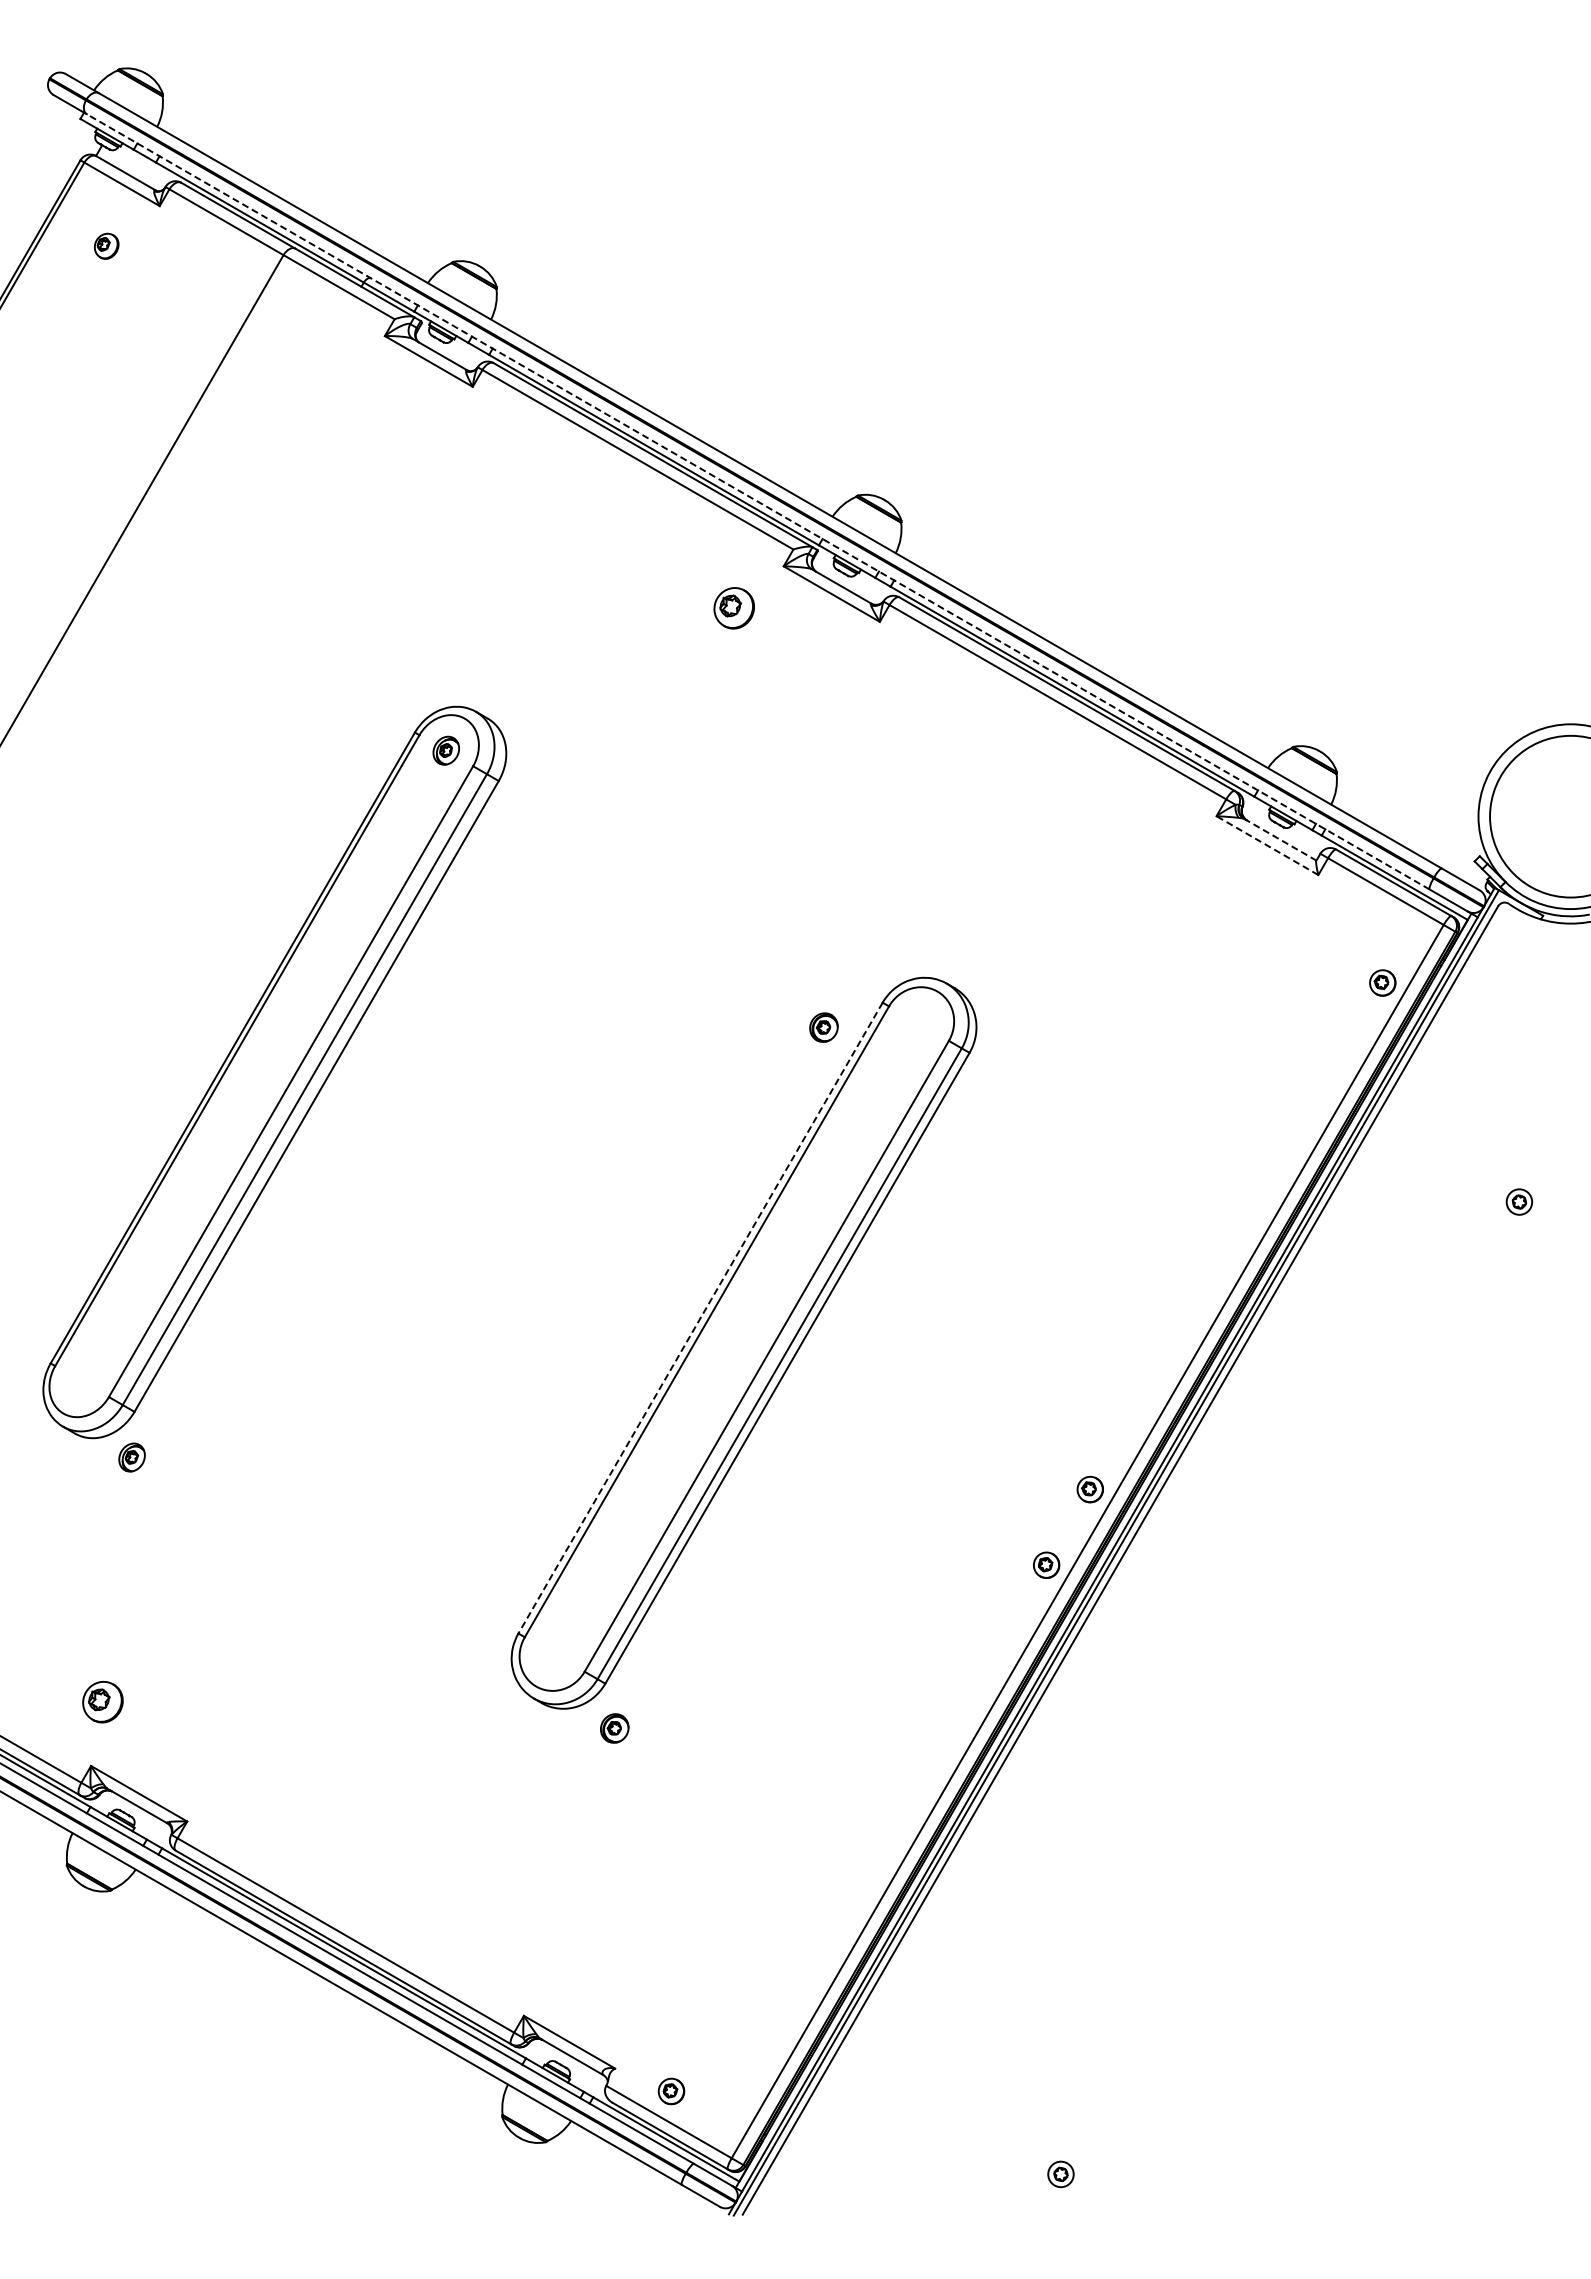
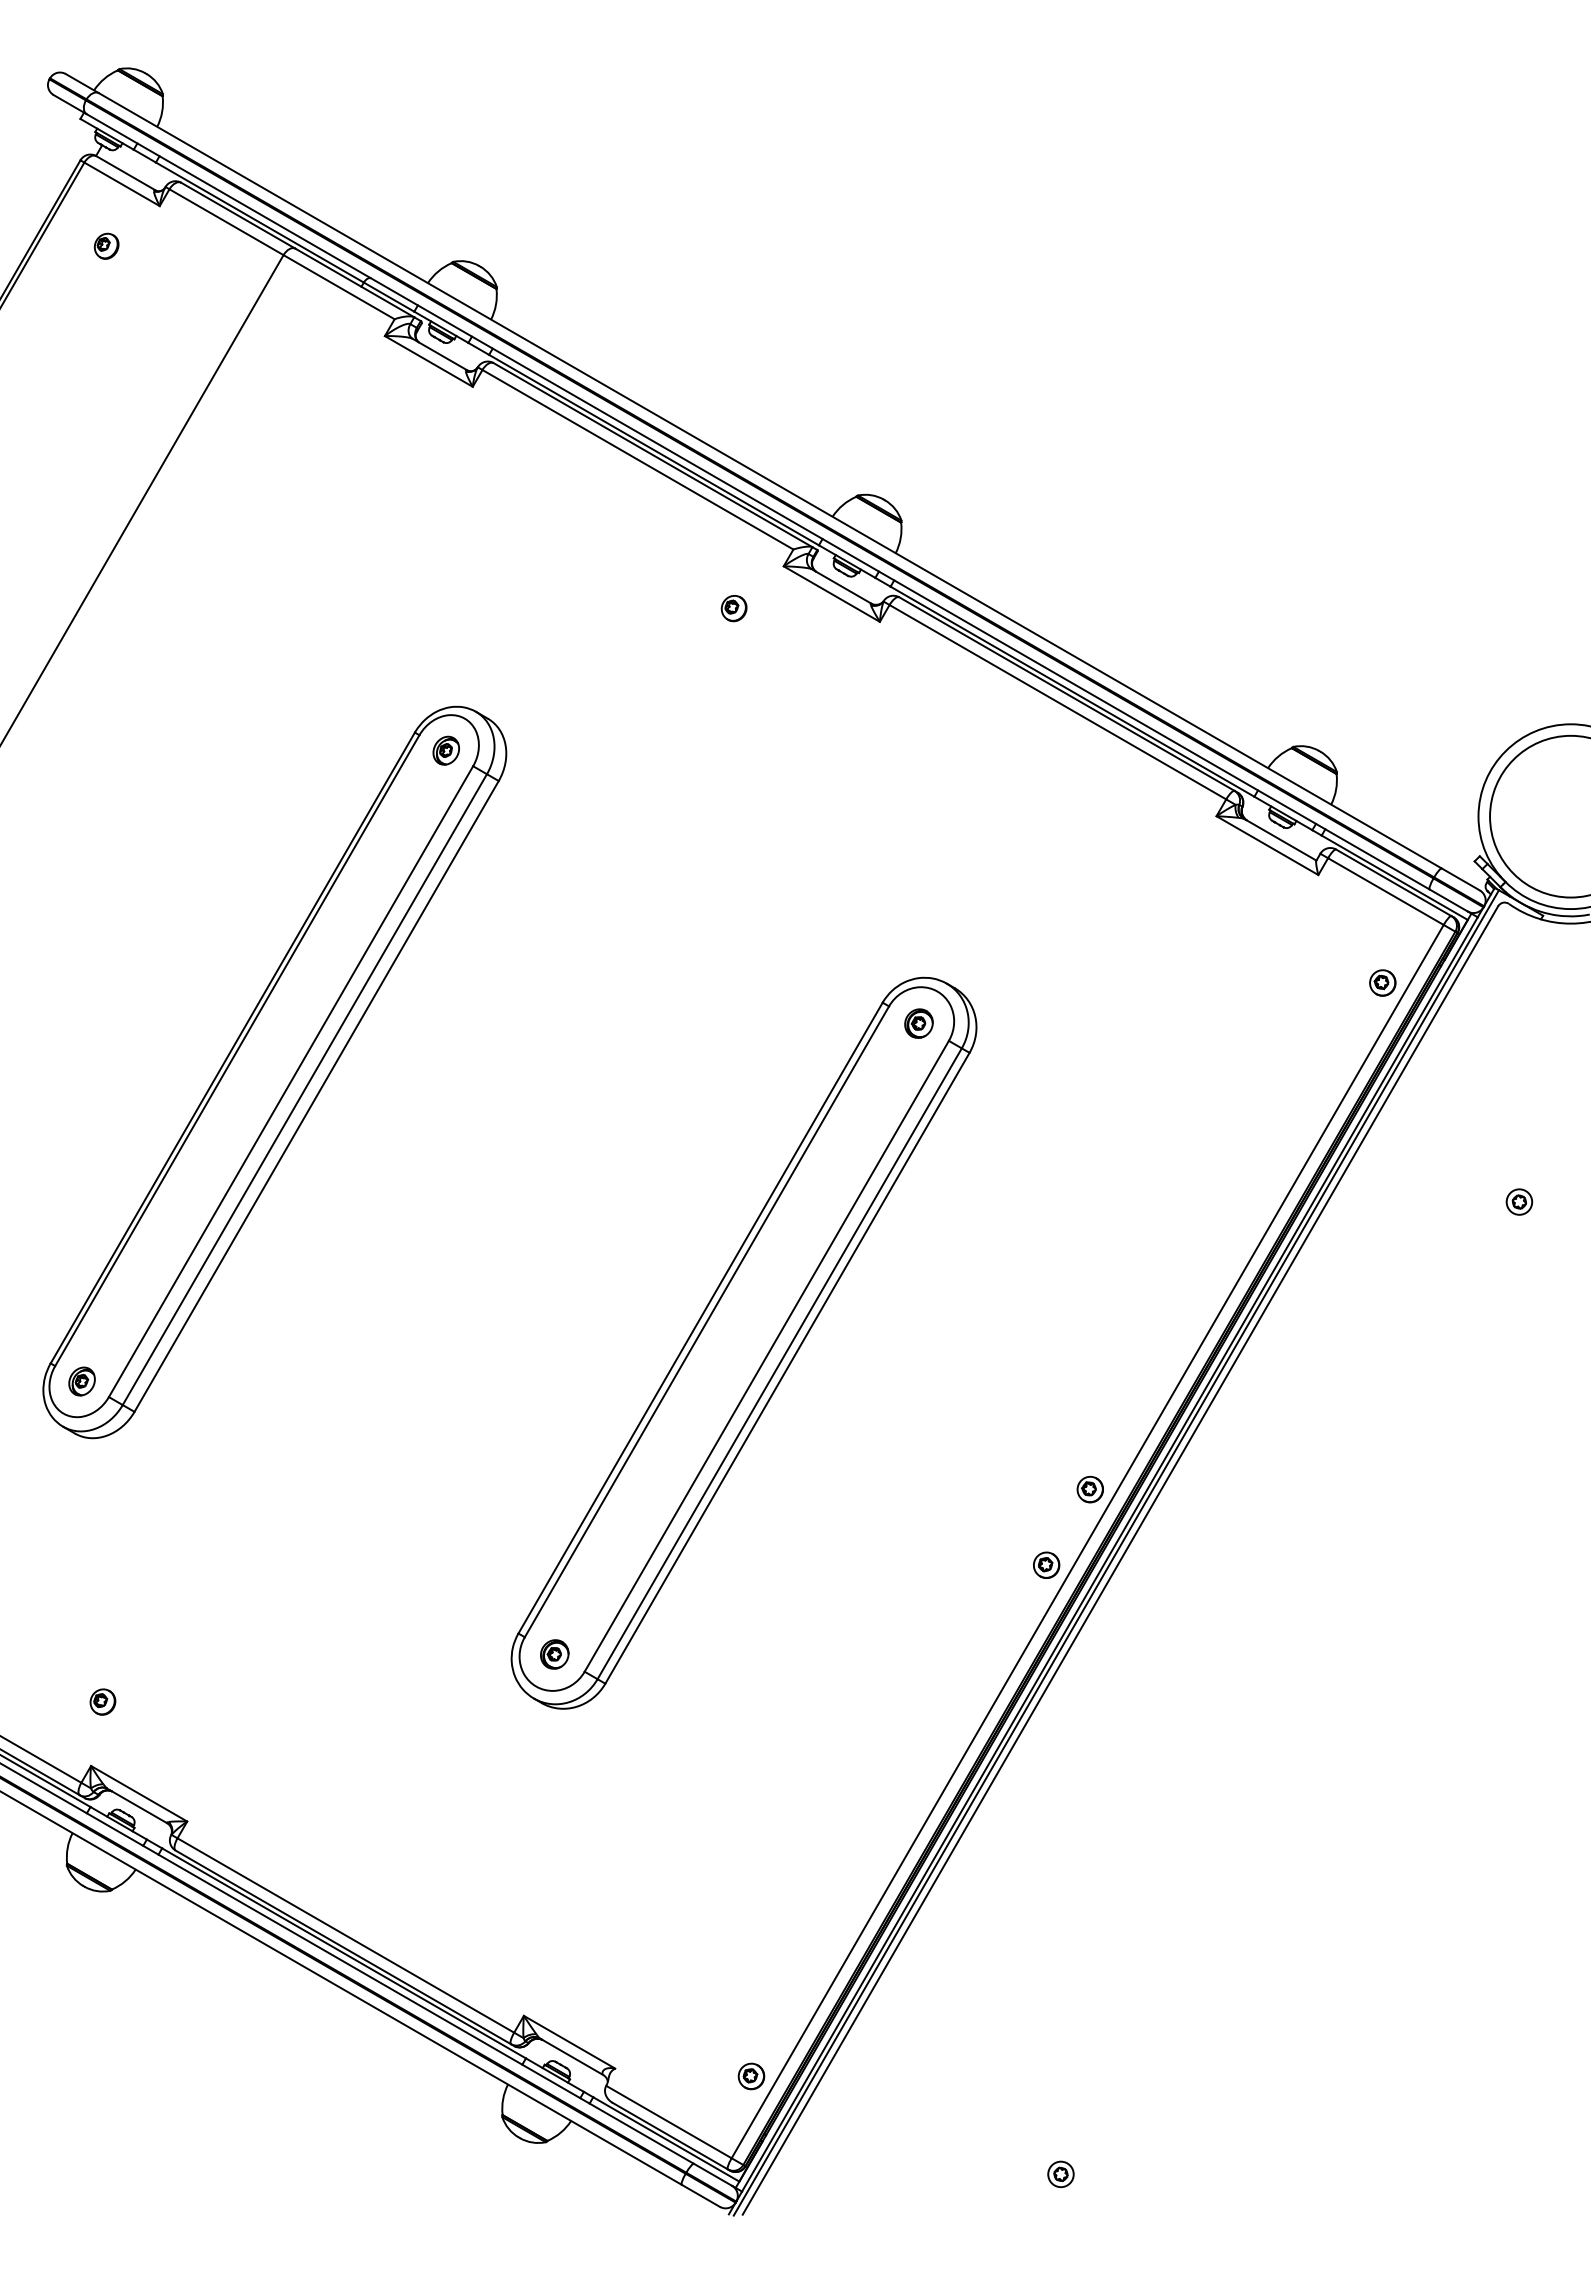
line: dashed -> solid (757, 501)
part size: 42x43 px -> 28x28 px (733, 608)
line: dashed -> solid (1280, 839)
line: dashed -> solid (1267, 845)
part position: (823, 1027) -> (918, 1023) (918, 1023)
line: dashed -> solid (700, 1318)
part position: (131, 1457) -> (81, 1381) (81, 1381)
part size: 42x44 px -> 28x28 px (102, 1701)
part position: (614, 1728) -> (554, 1654) (554, 1654)
part position: (671, 2091) -> (751, 2076) (751, 2076)
